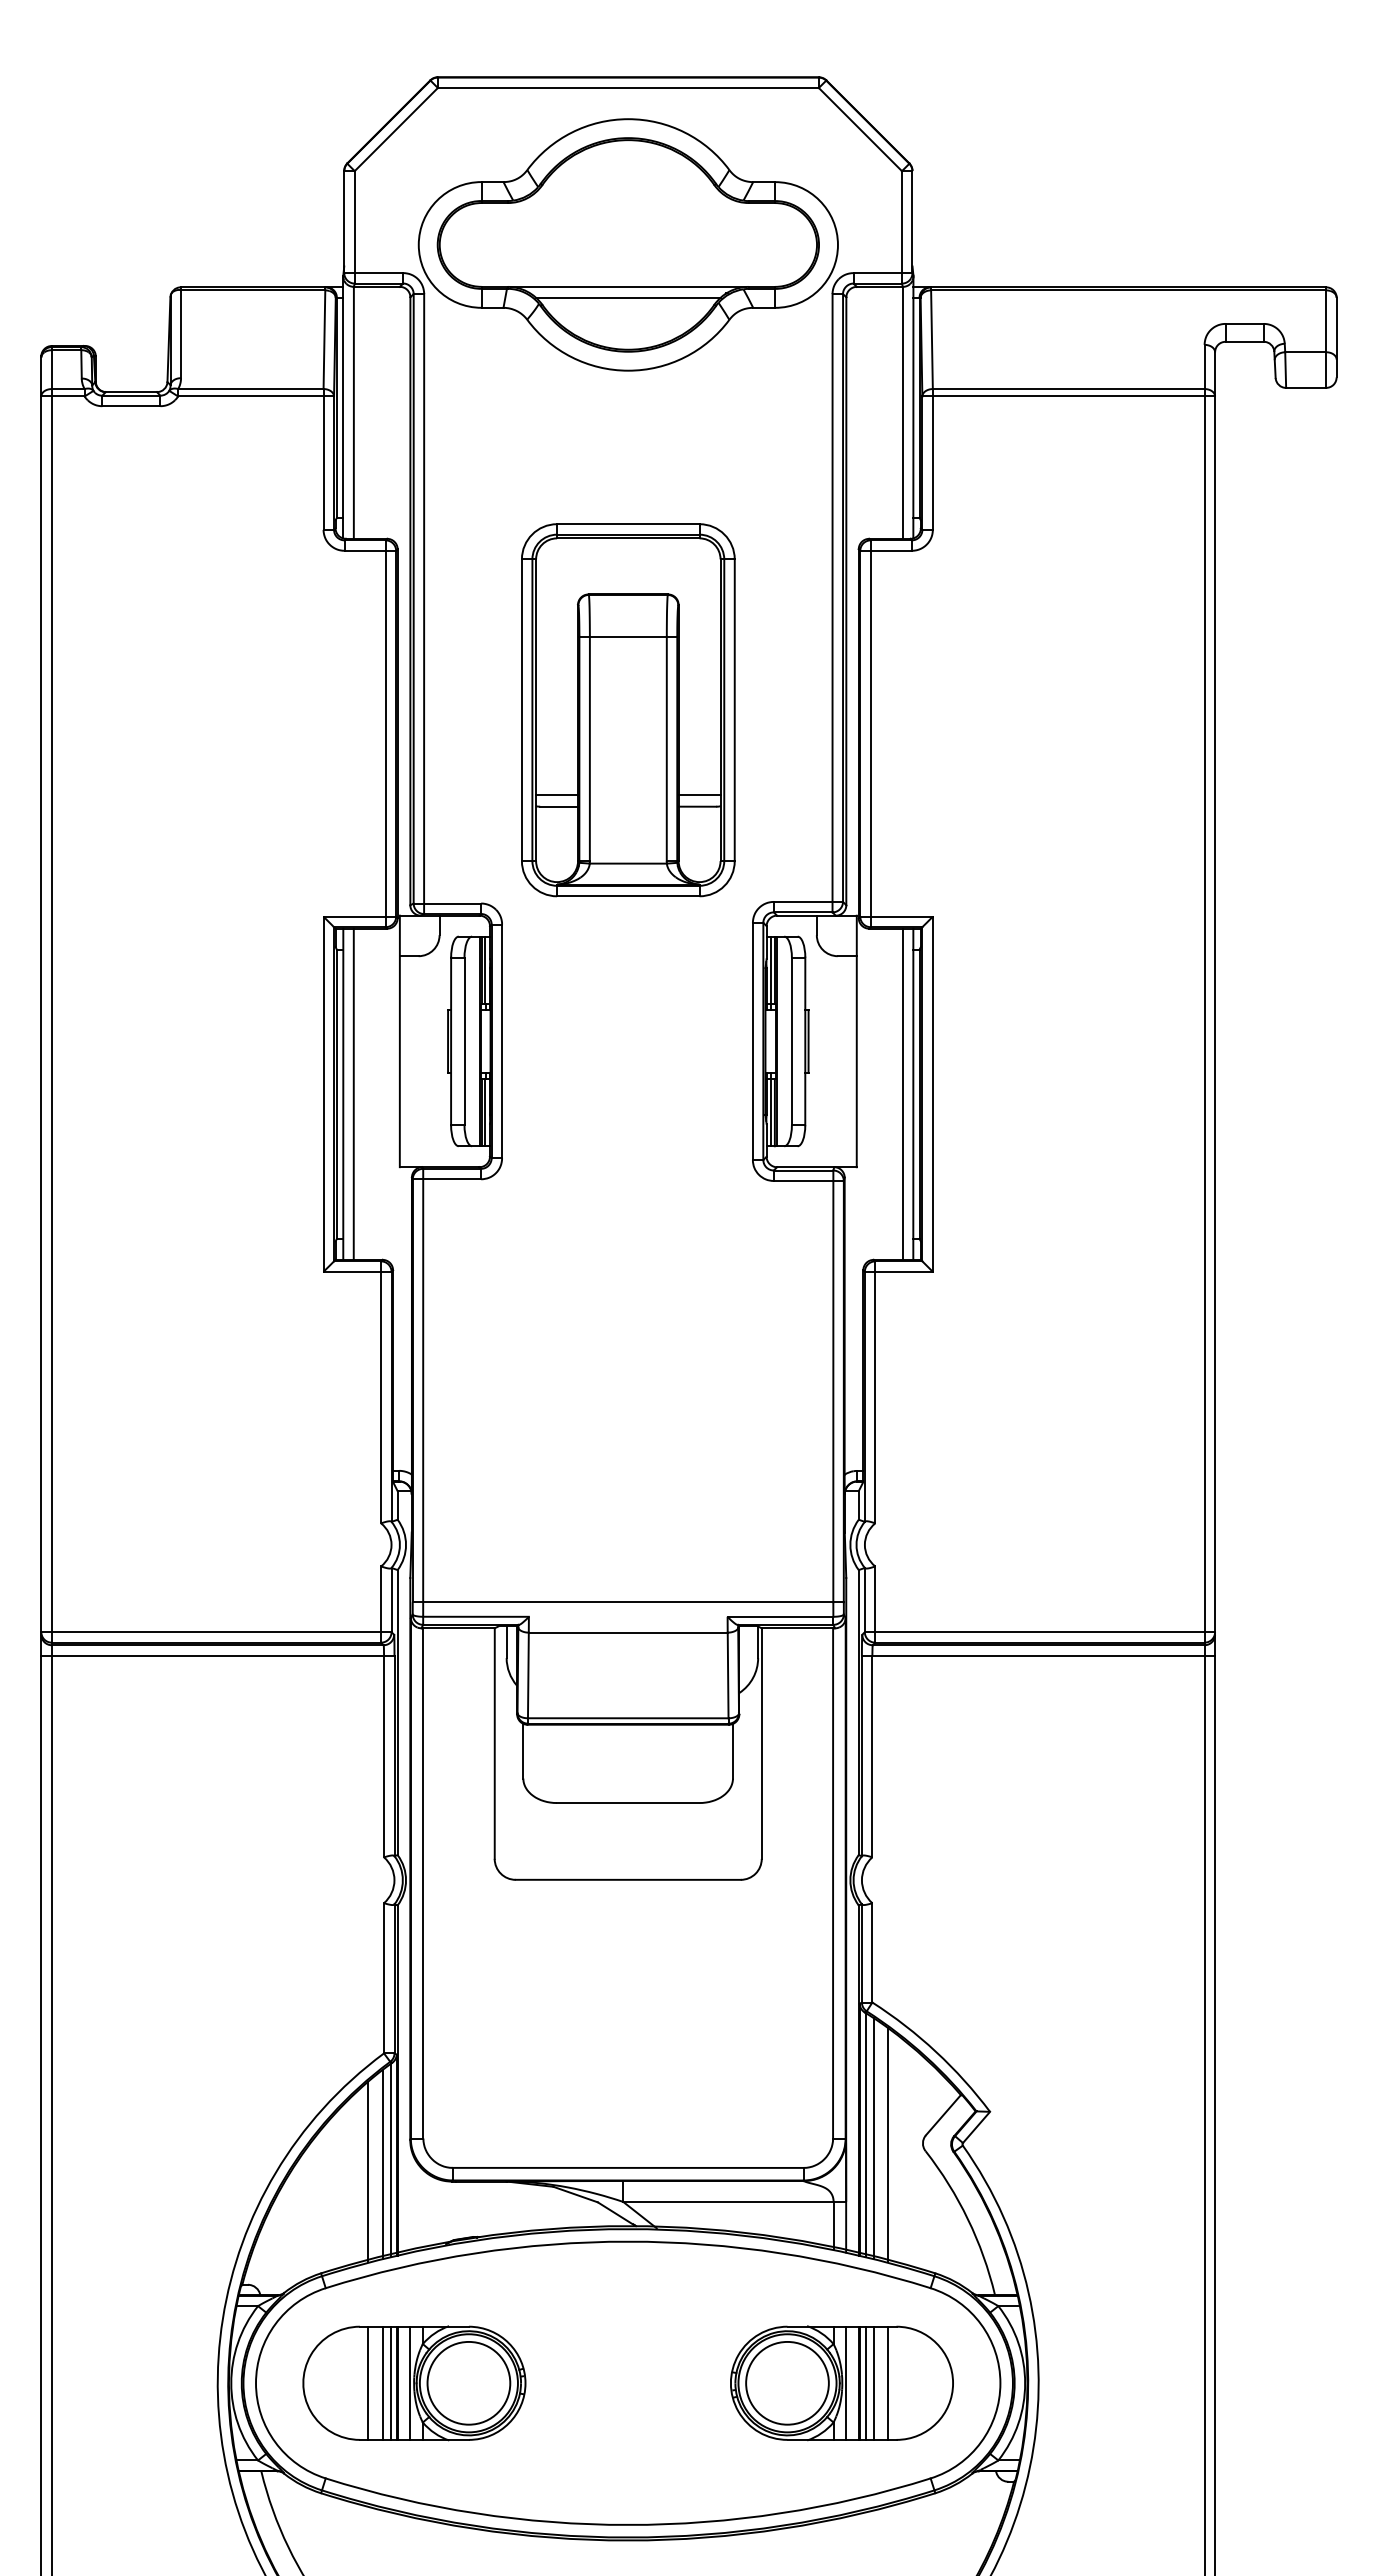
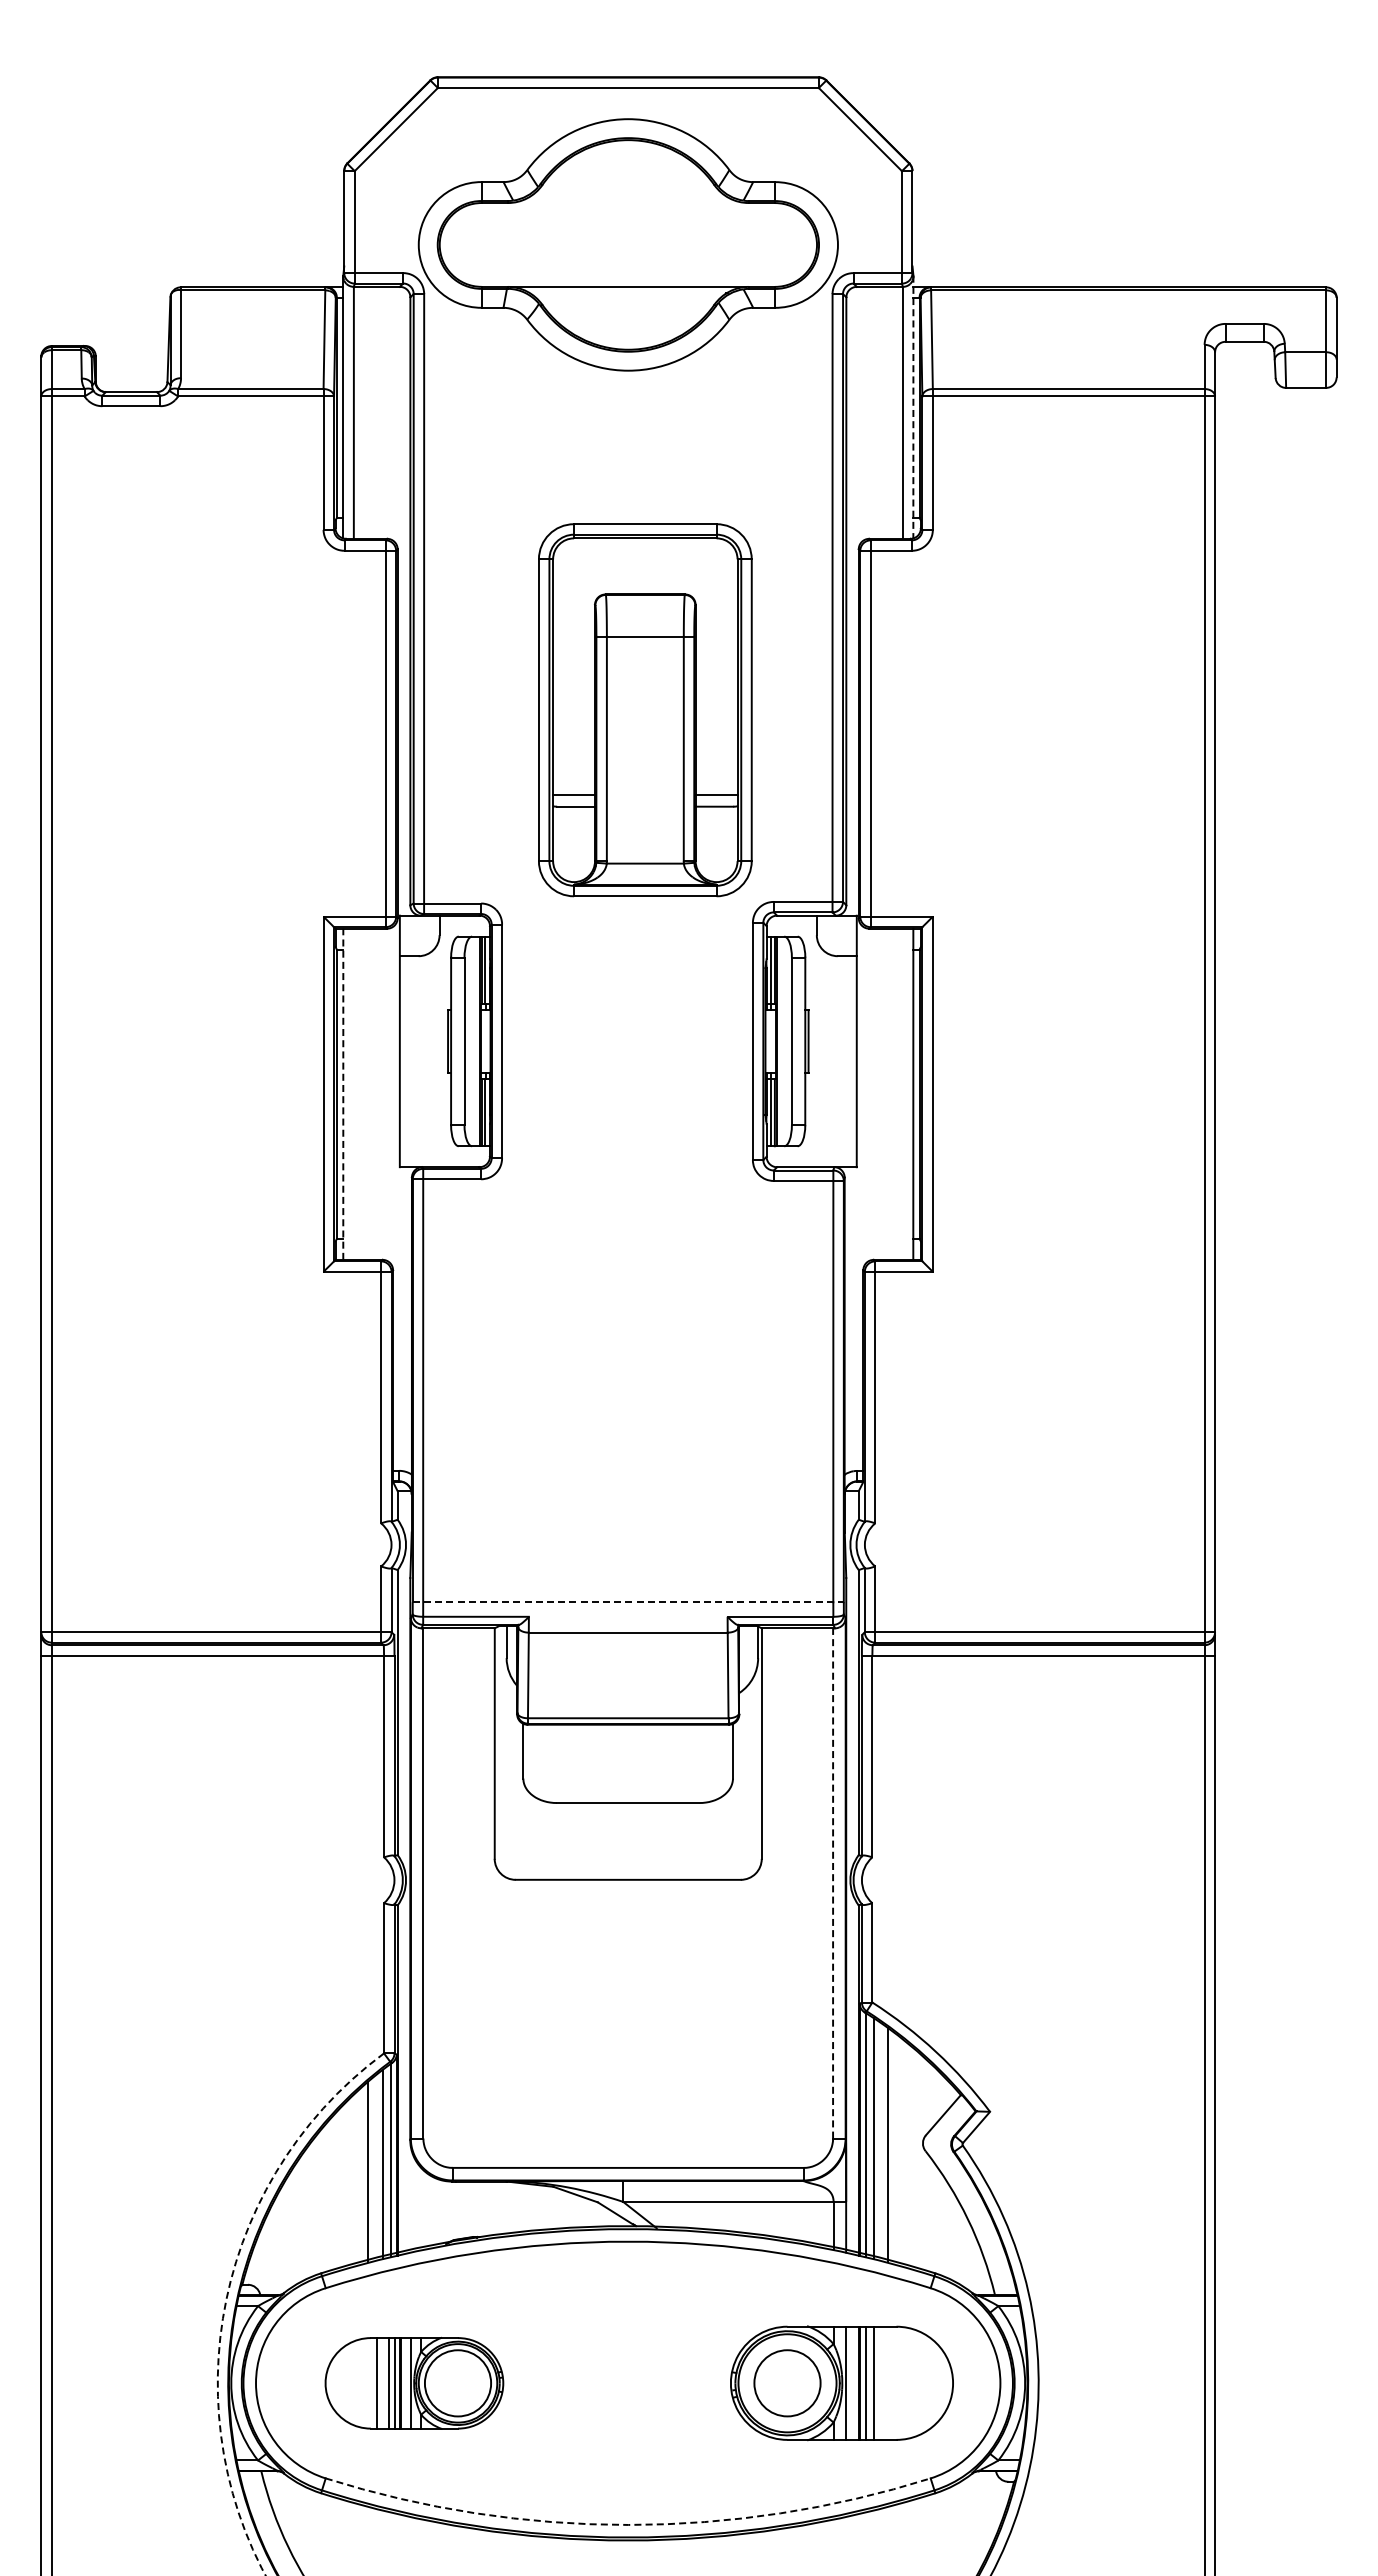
line: present -> none (628, 297)
line: solid -> dashed (913, 407)
part position: (628, 710) -> (645, 710) (645, 710)
line: present -> none (353, 1093)
line: present -> none (902, 1093)
line: solid -> dashed (343, 1094)
line: solid -> dashed (628, 1602)
line: solid -> dashed (833, 1882)
arc: solid -> dashed (227, 2293)
circle diameter: 83 px -> 66 px (787, 2383)
line: present -> none (888, 2382)
part size: 225x117 px -> 181x94 px (414, 2382)
arc: solid -> dashed (628, 2524)
